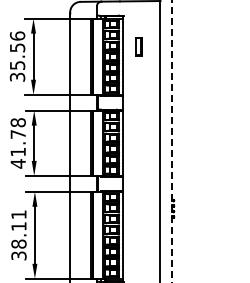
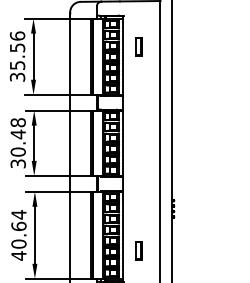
line: dashed -> solid (172, 140)
text: 41.78 -> 30.48 (17, 148)
text: 38.11 -> 40.64 (18, 235)
part: none -> present (138, 250)
